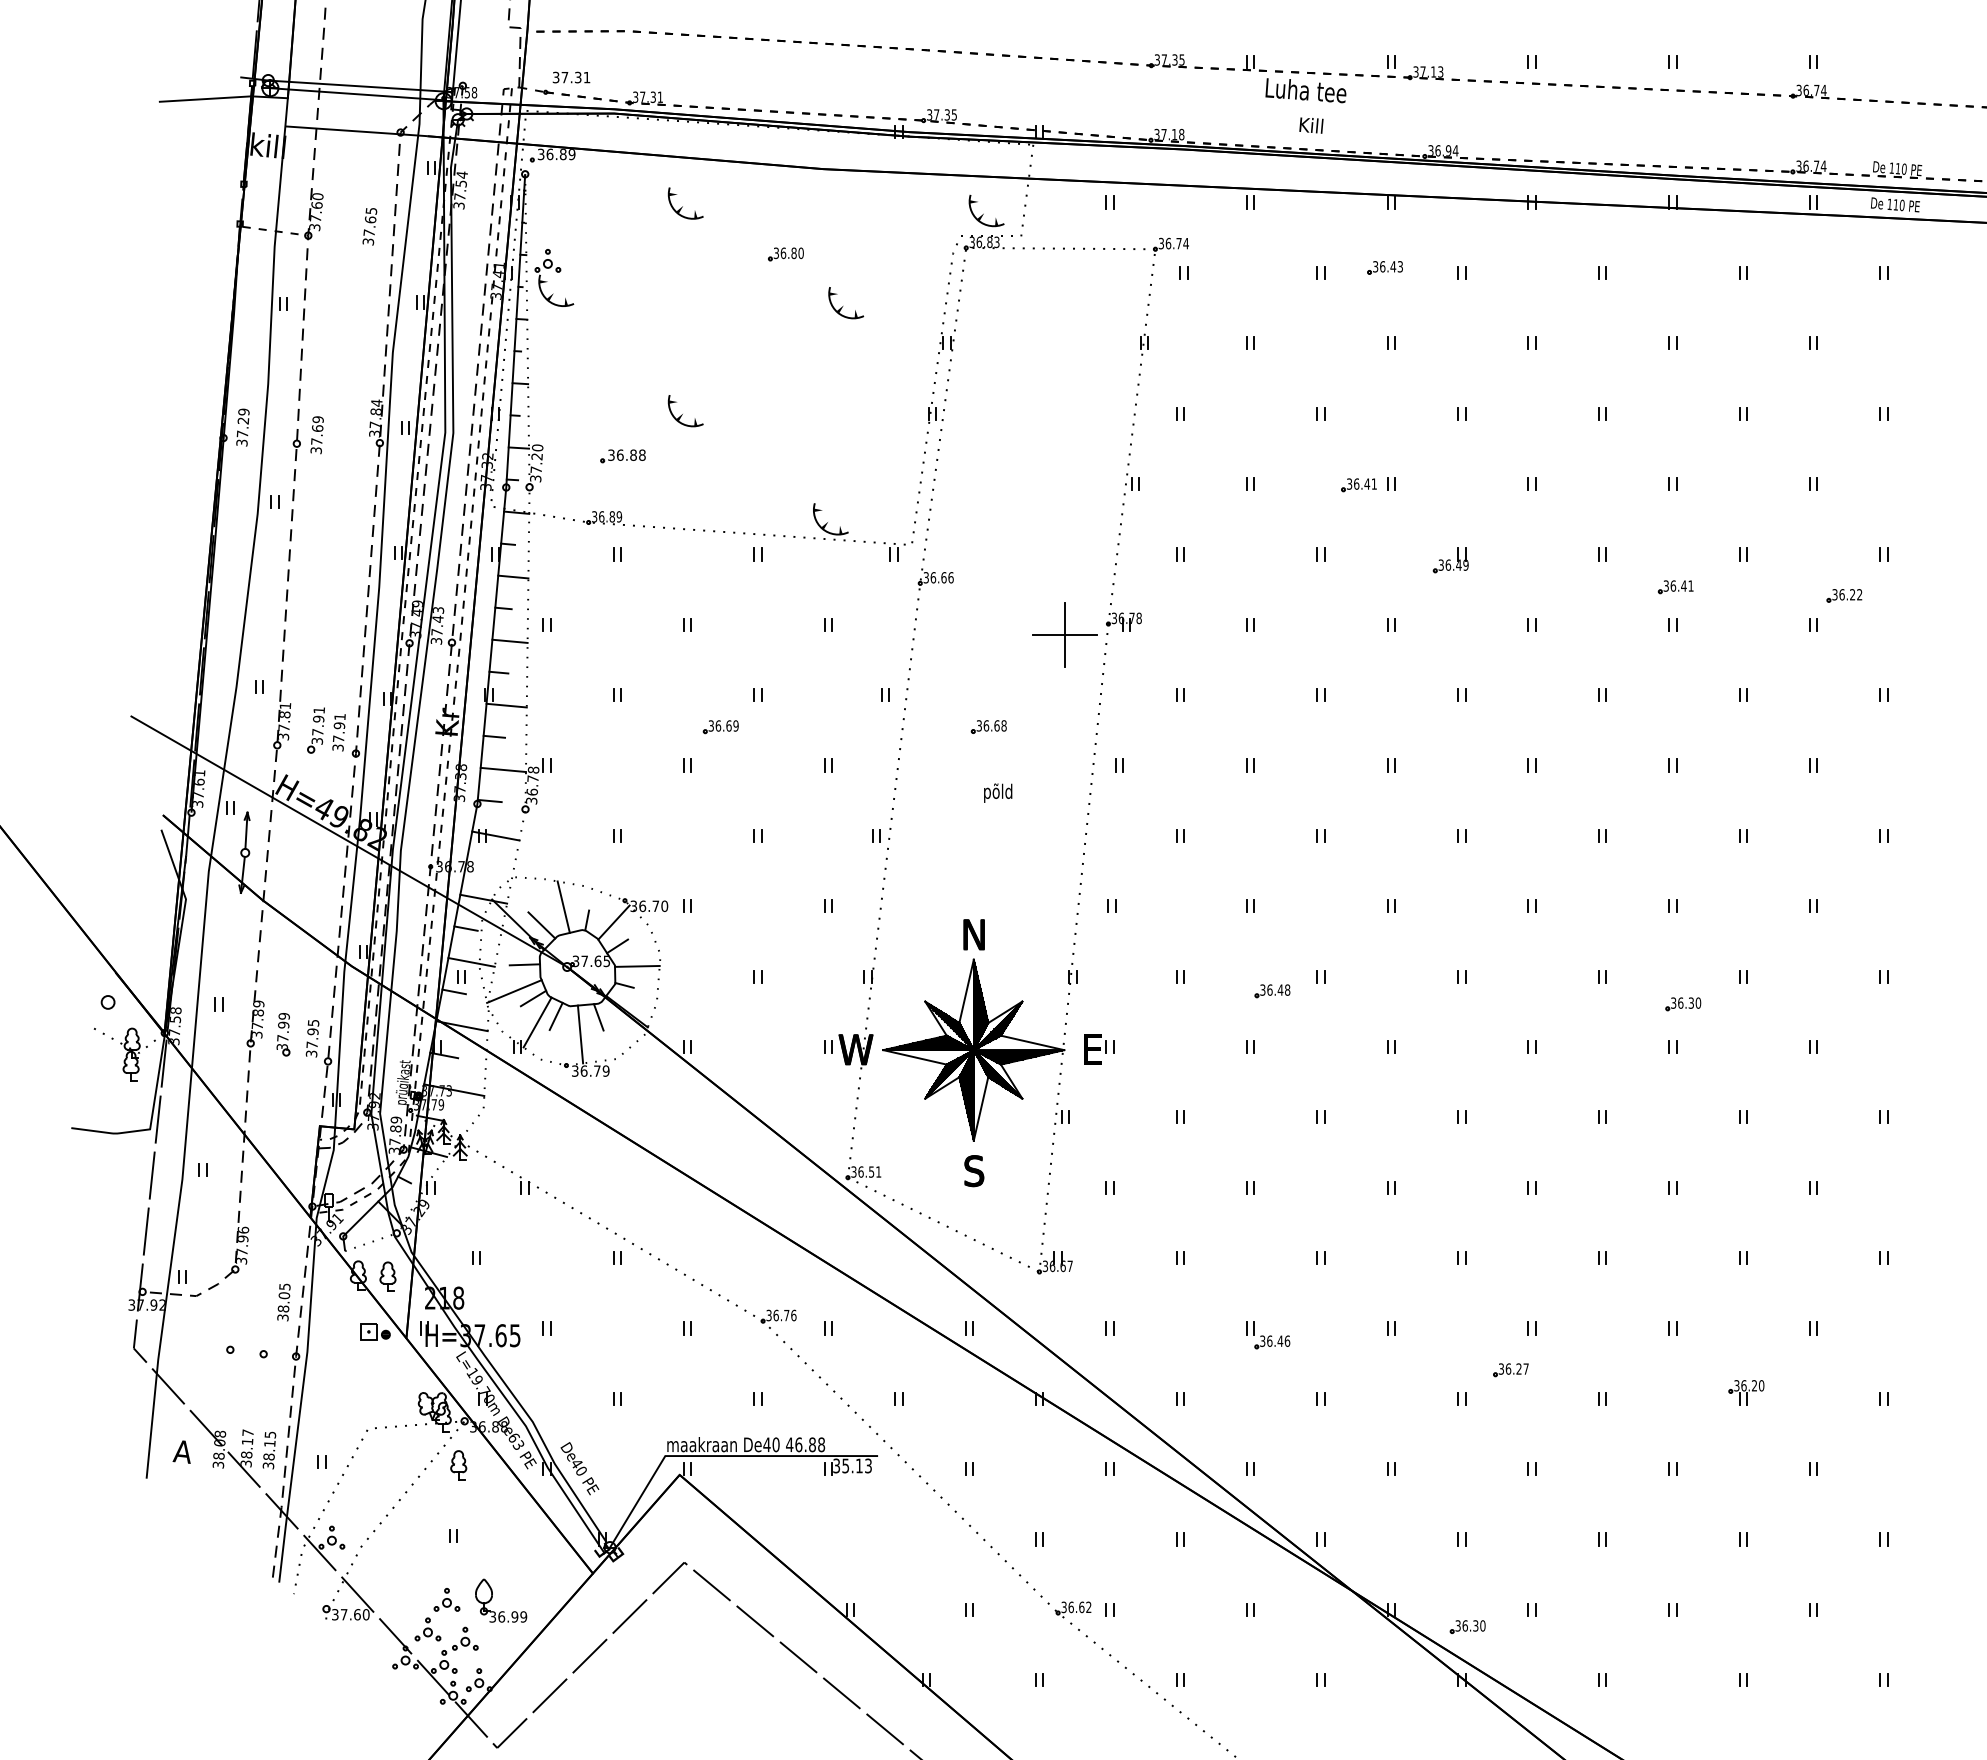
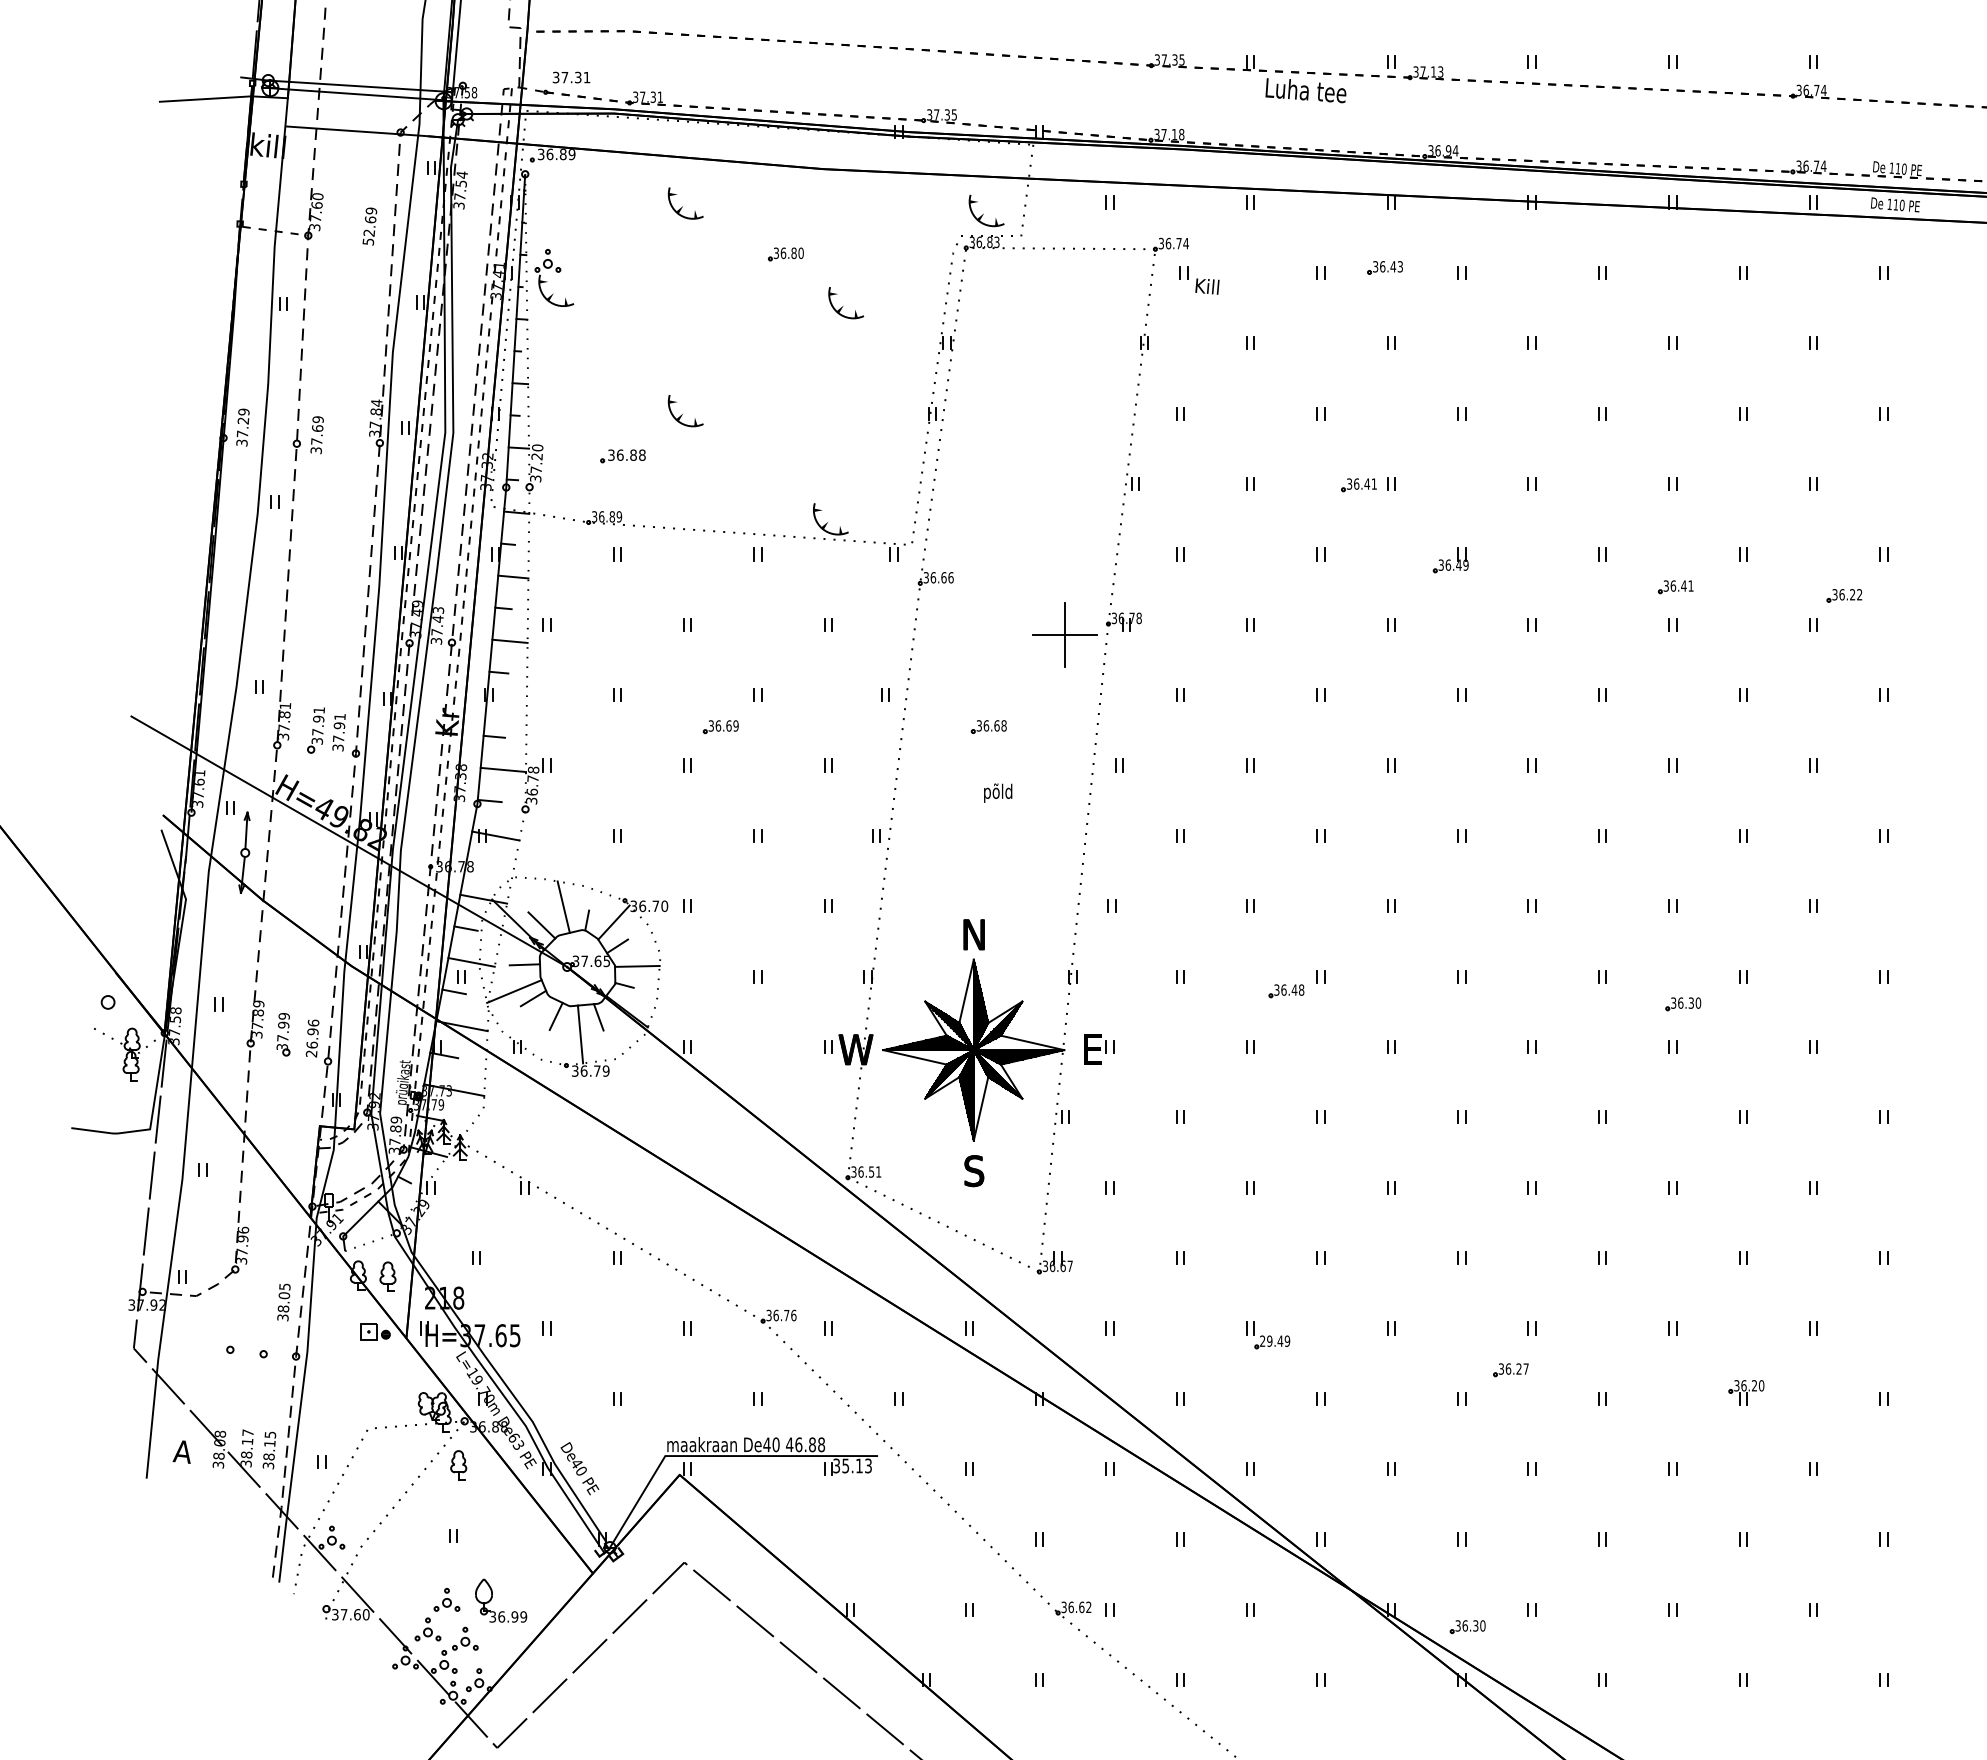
text position: (1311, 125) -> (1207, 286) (1207, 286)
text: 37.65 -> 52.69 (369, 225)
line: present -> none (506, 705)
part position: (1272, 991) -> (1286, 991) (1286, 991)
line: present -> none (537, 1022)
text: 37.95 -> 26.96 (312, 1038)
text: 36.46 -> 29.49 (1275, 1340)
